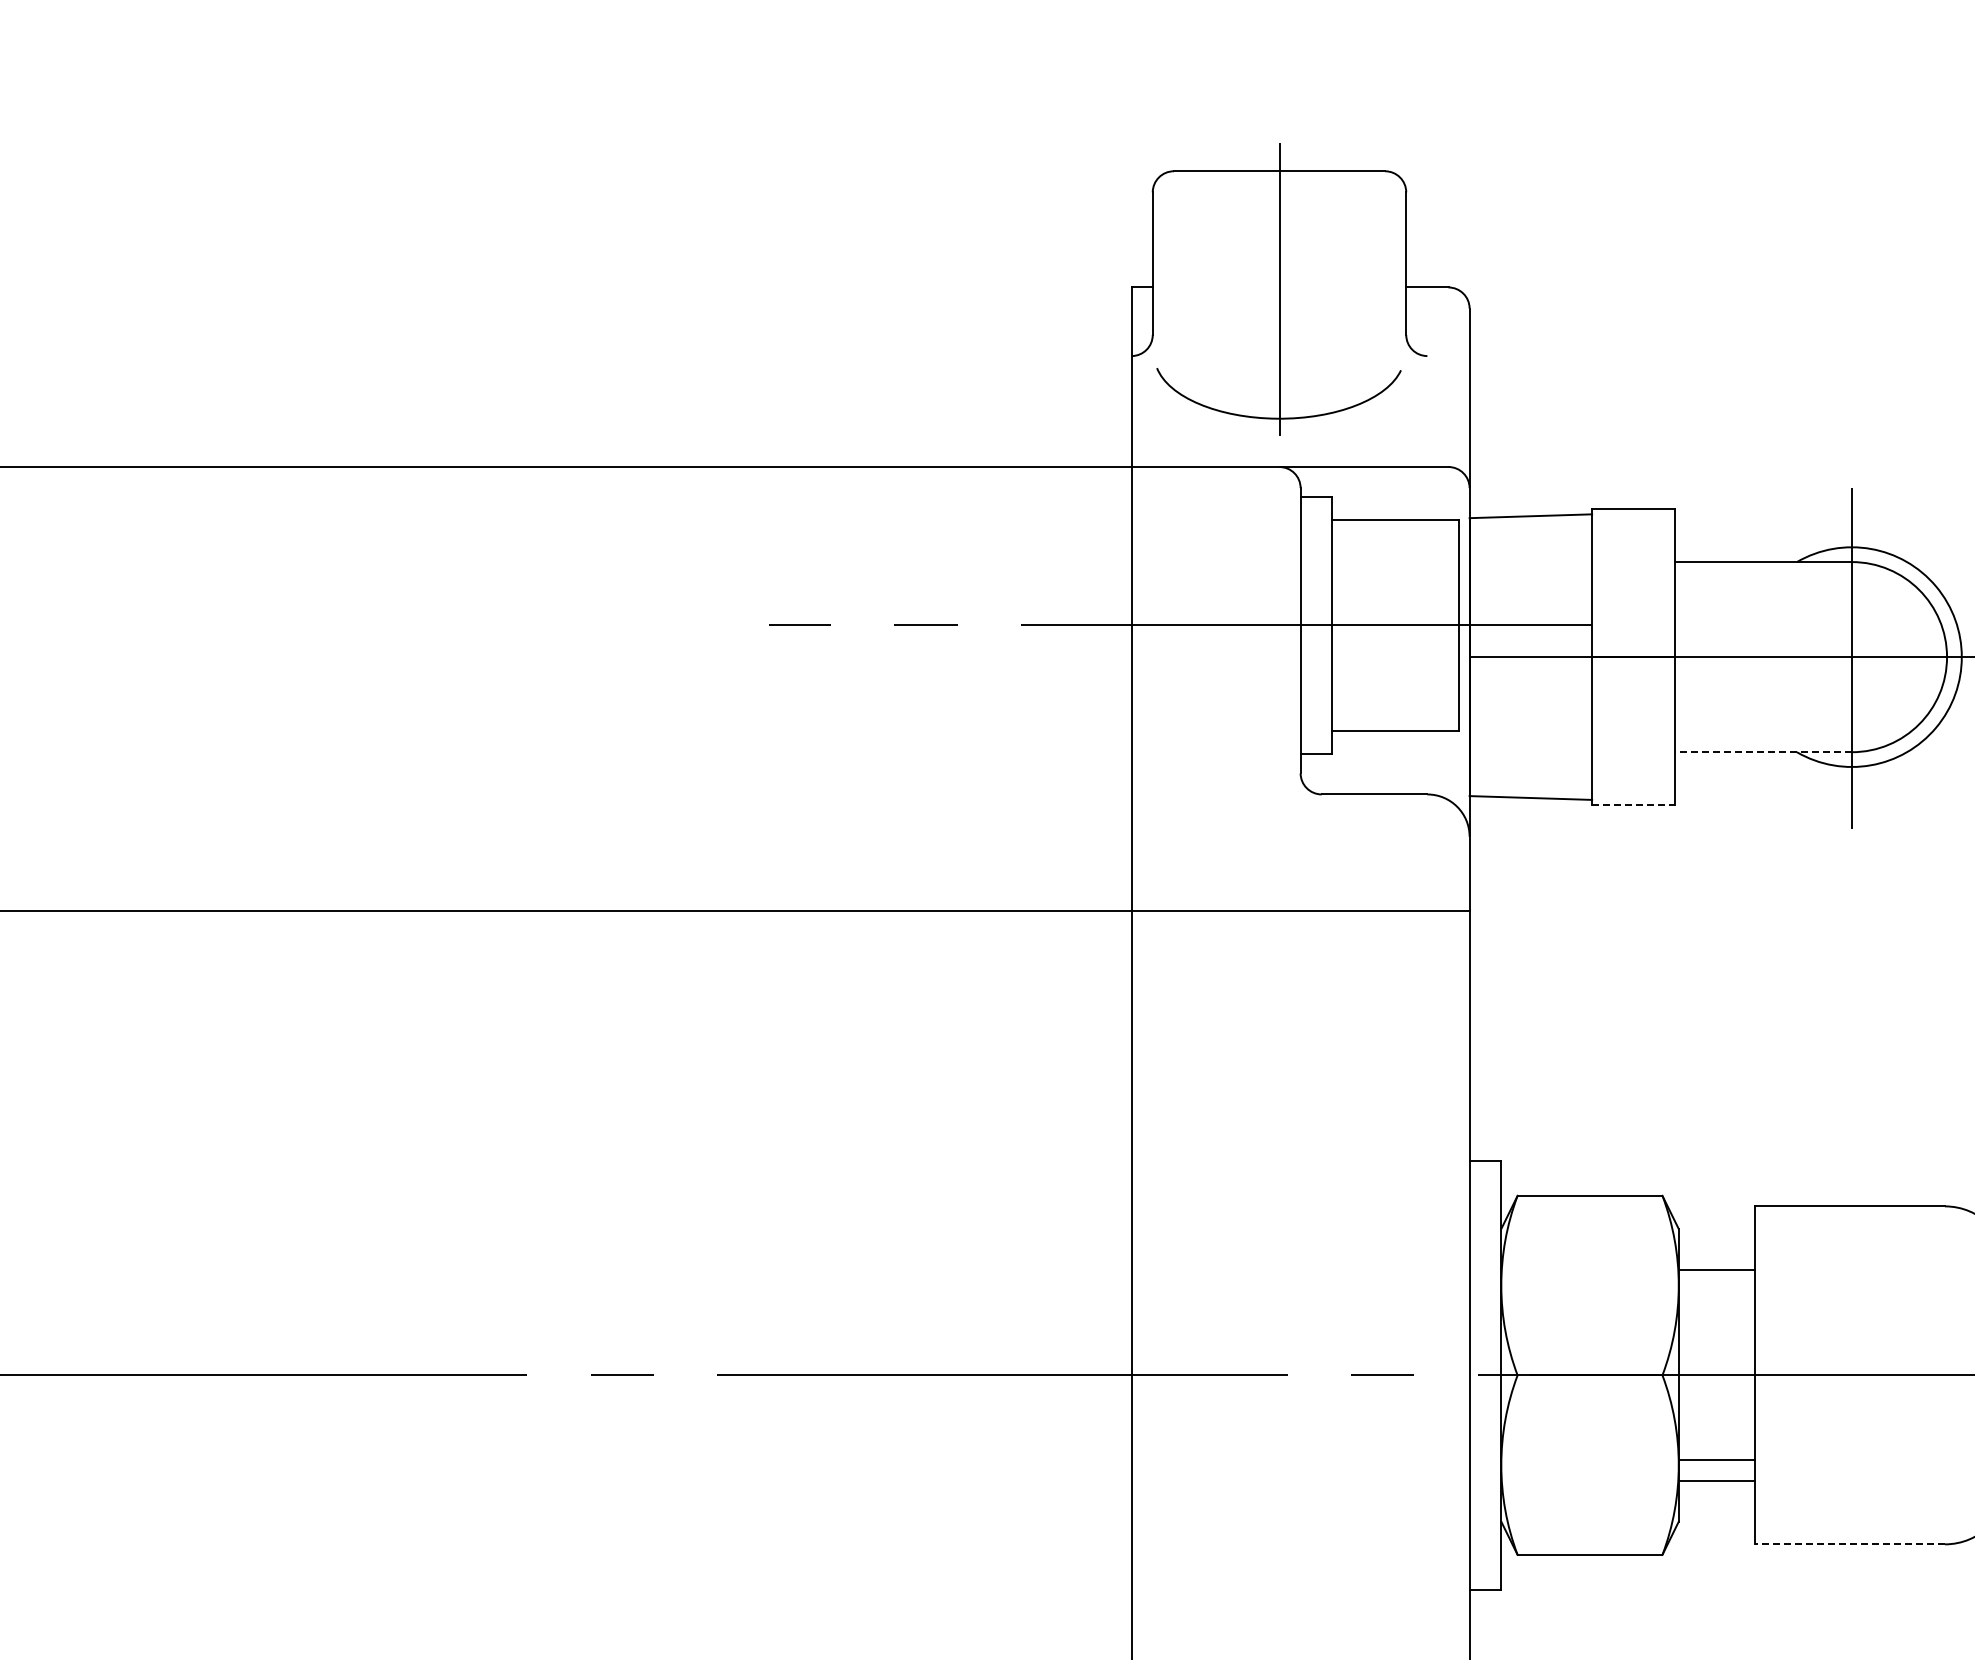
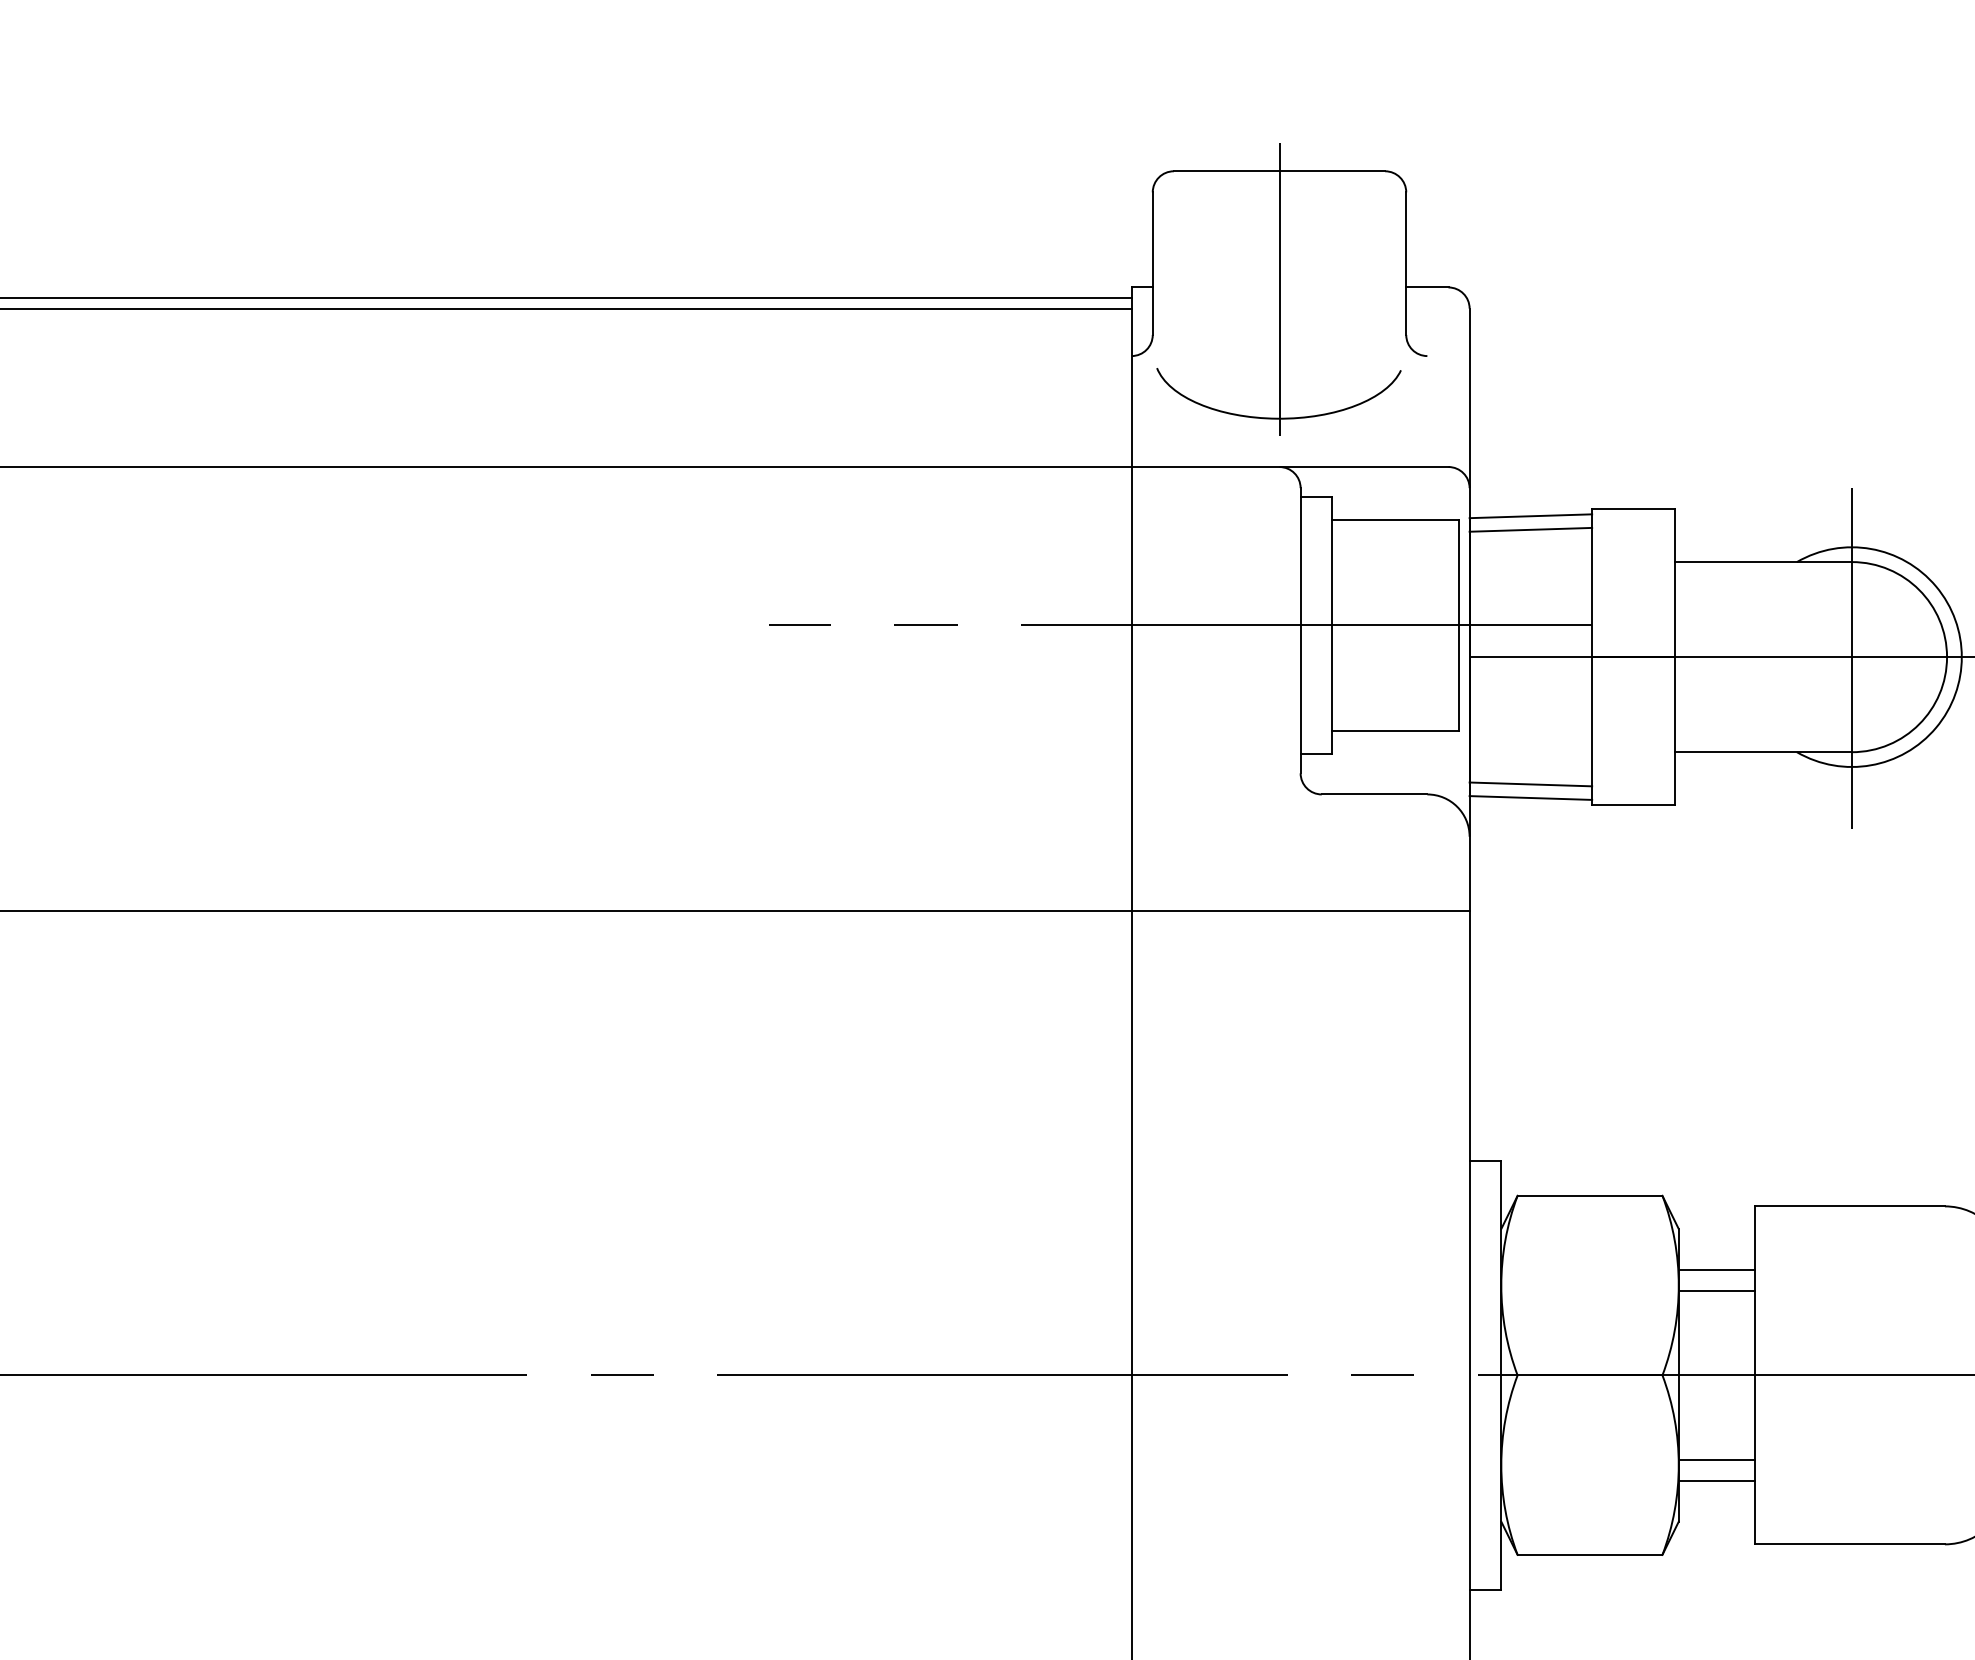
line: none -> present (566, 298)
line: none -> present (566, 308)
line: none -> present (1530, 529)
line: dashed -> solid (1763, 752)
line: none -> present (1530, 784)
line: dashed -> solid (1633, 805)
line: none -> present (1716, 1290)
line: dashed -> solid (1849, 1544)
